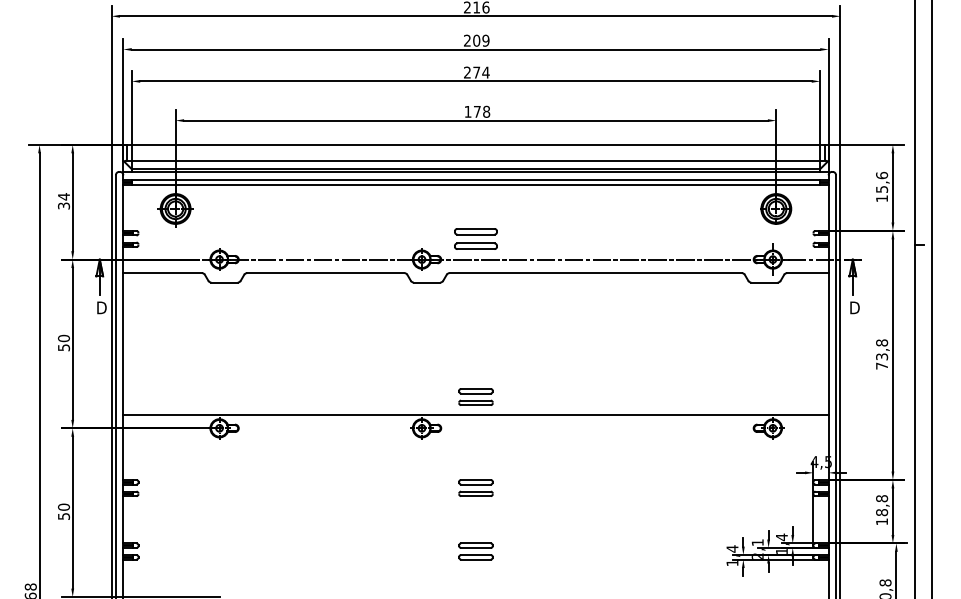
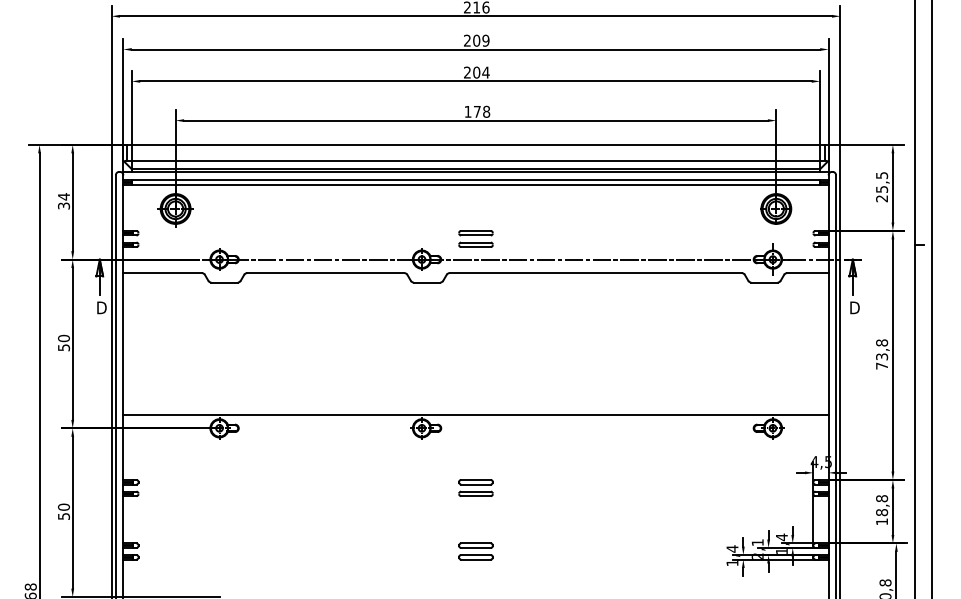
text: 274 -> 204 (476, 72)
text: 15,6 -> 25,5 (882, 186)
part size: 44x22 px -> 36x18 px (475, 238)
part: present -> none (475, 396)
